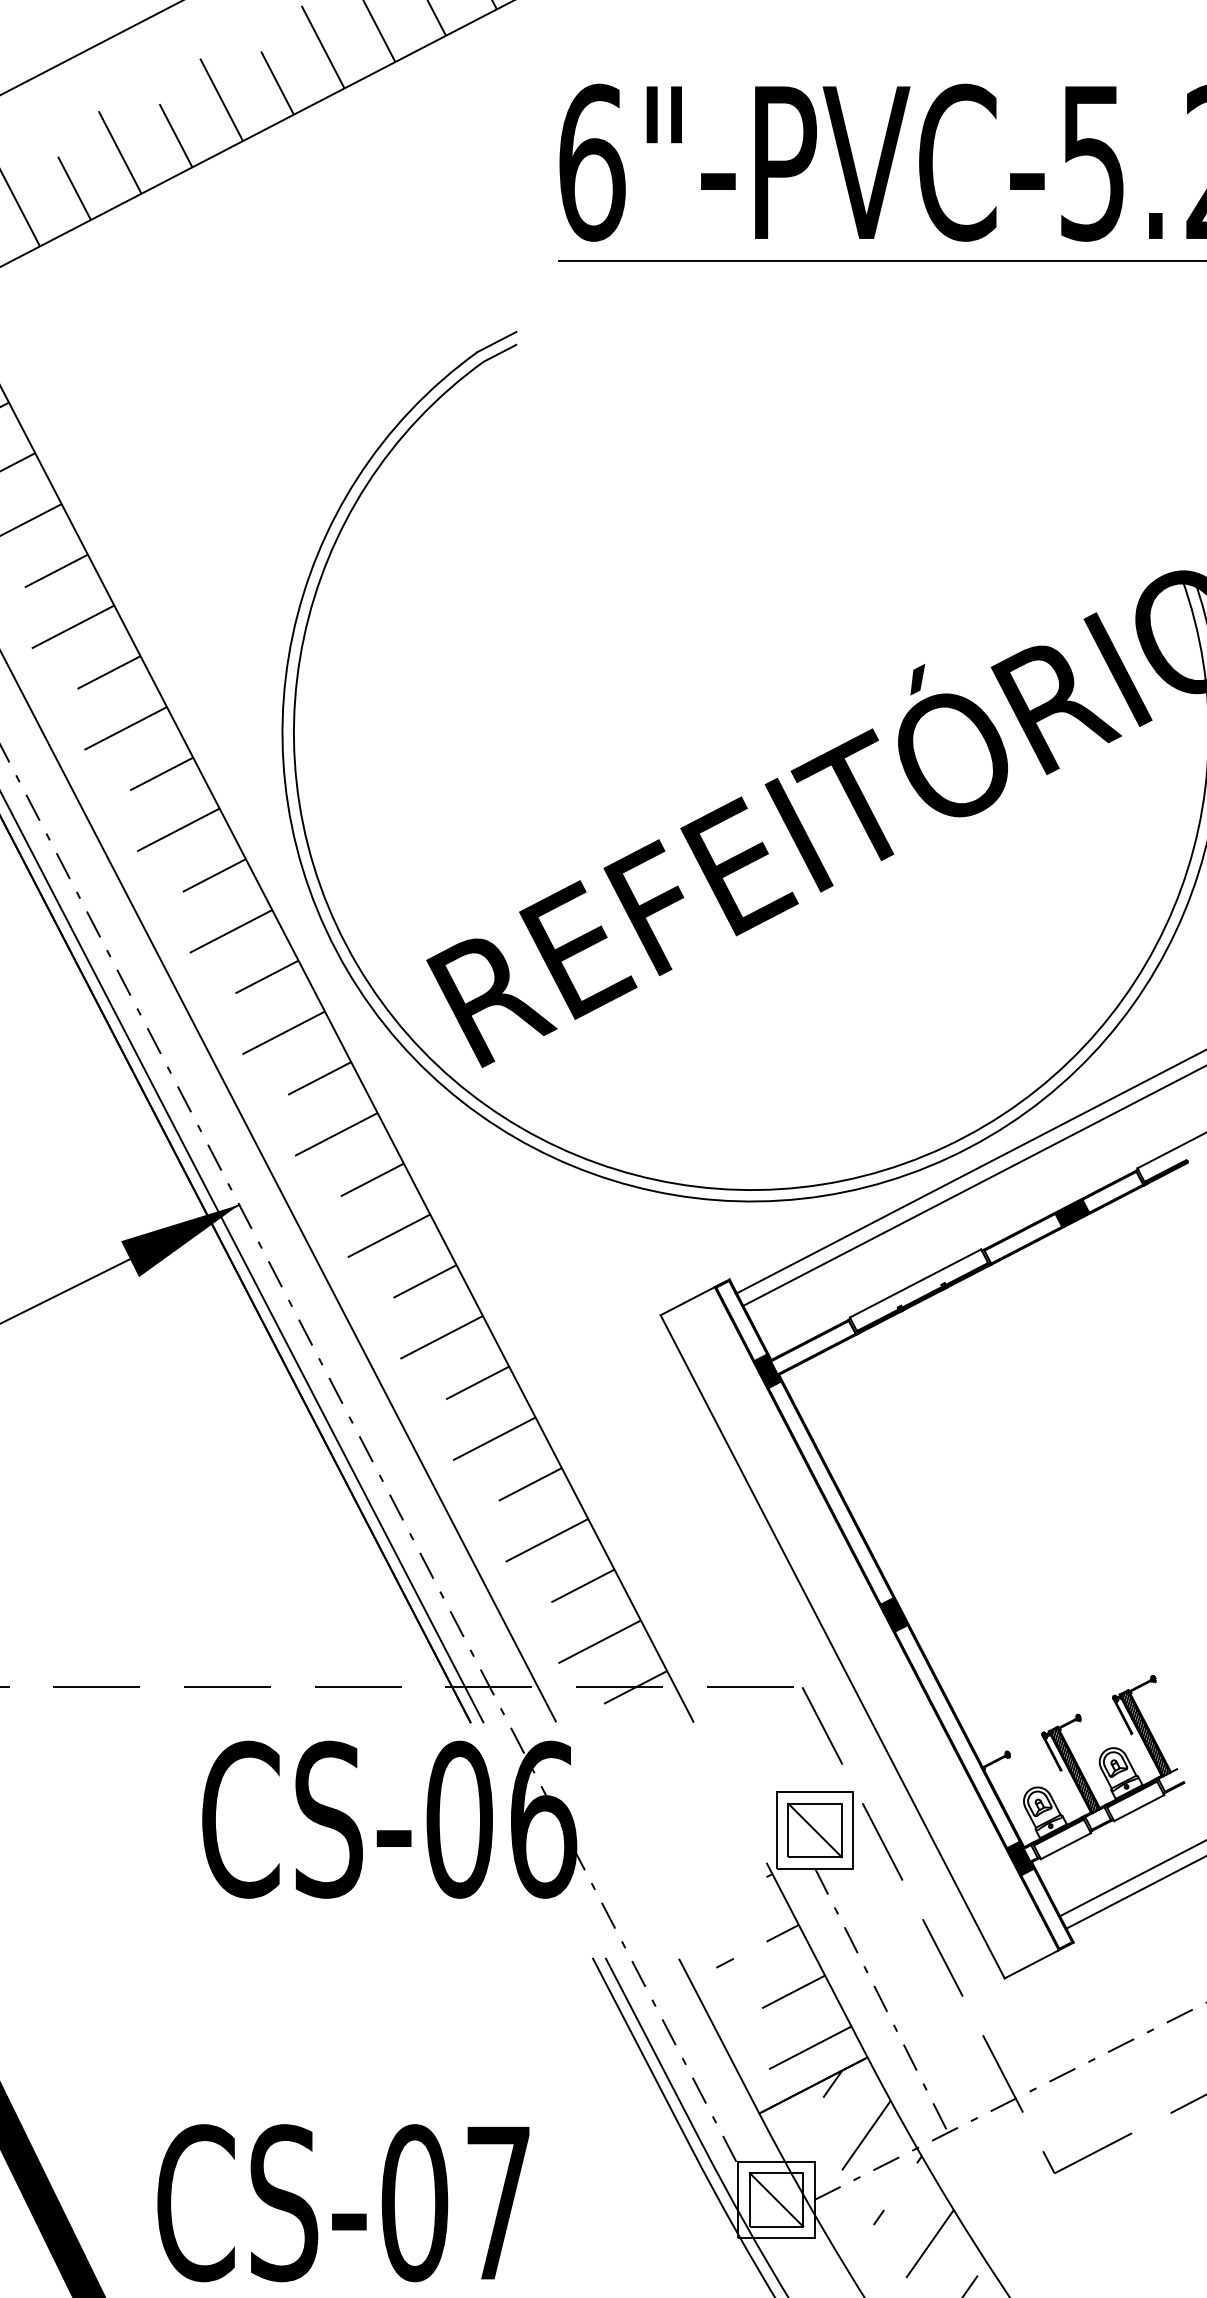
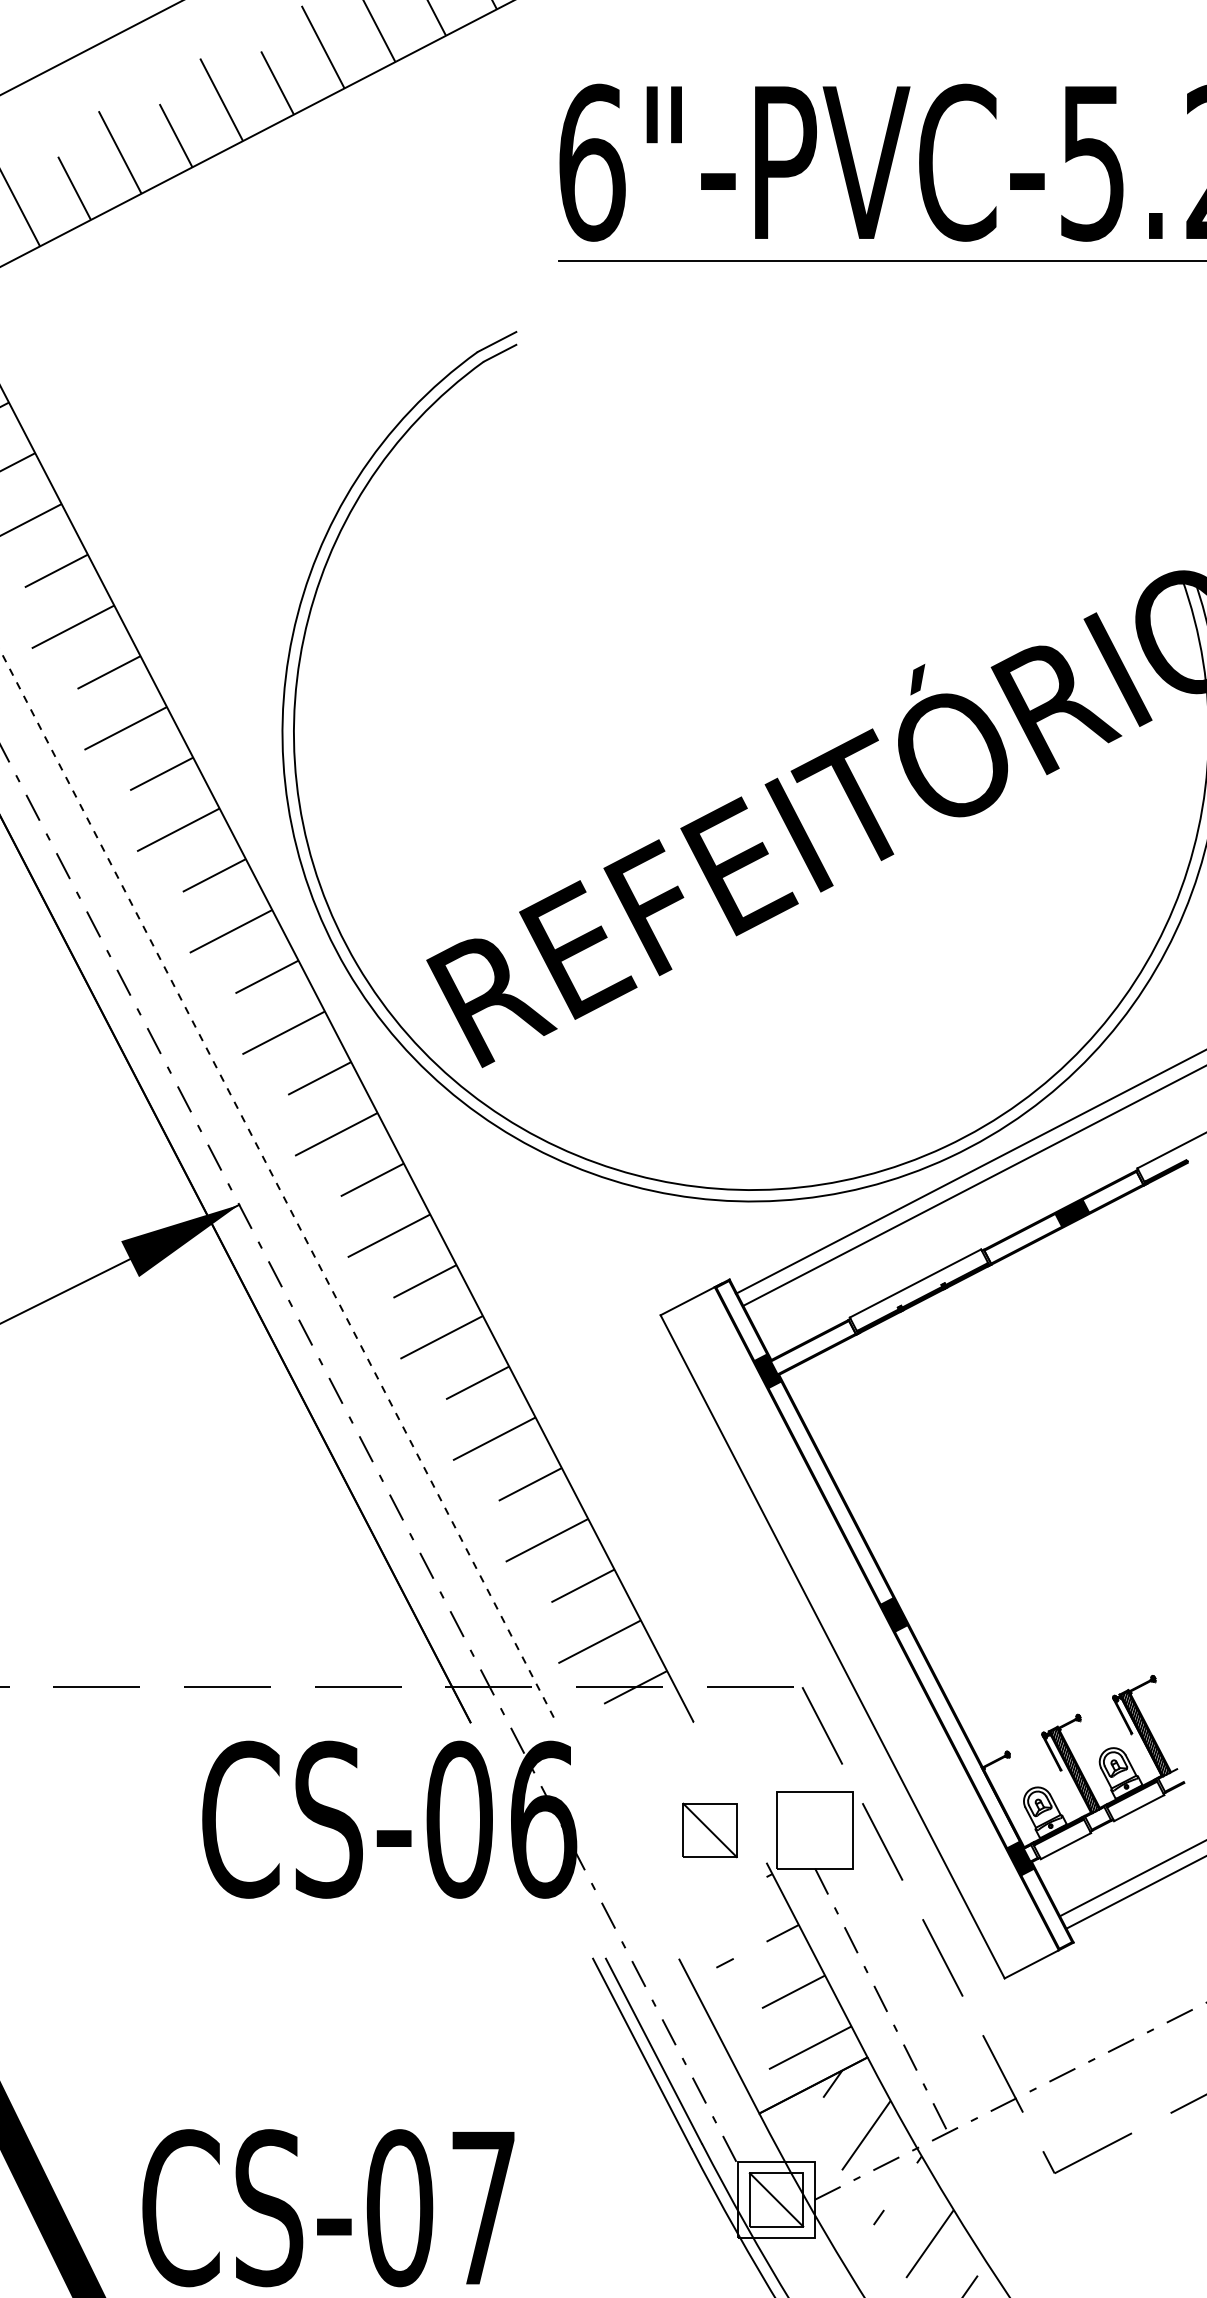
line: solid -> dashed (278, 1186)
line: present -> none (242, 1258)
part position: (814, 1830) -> (709, 1830) (709, 1830)
text position: (343, 2203) -> (328, 2208) (328, 2208)
